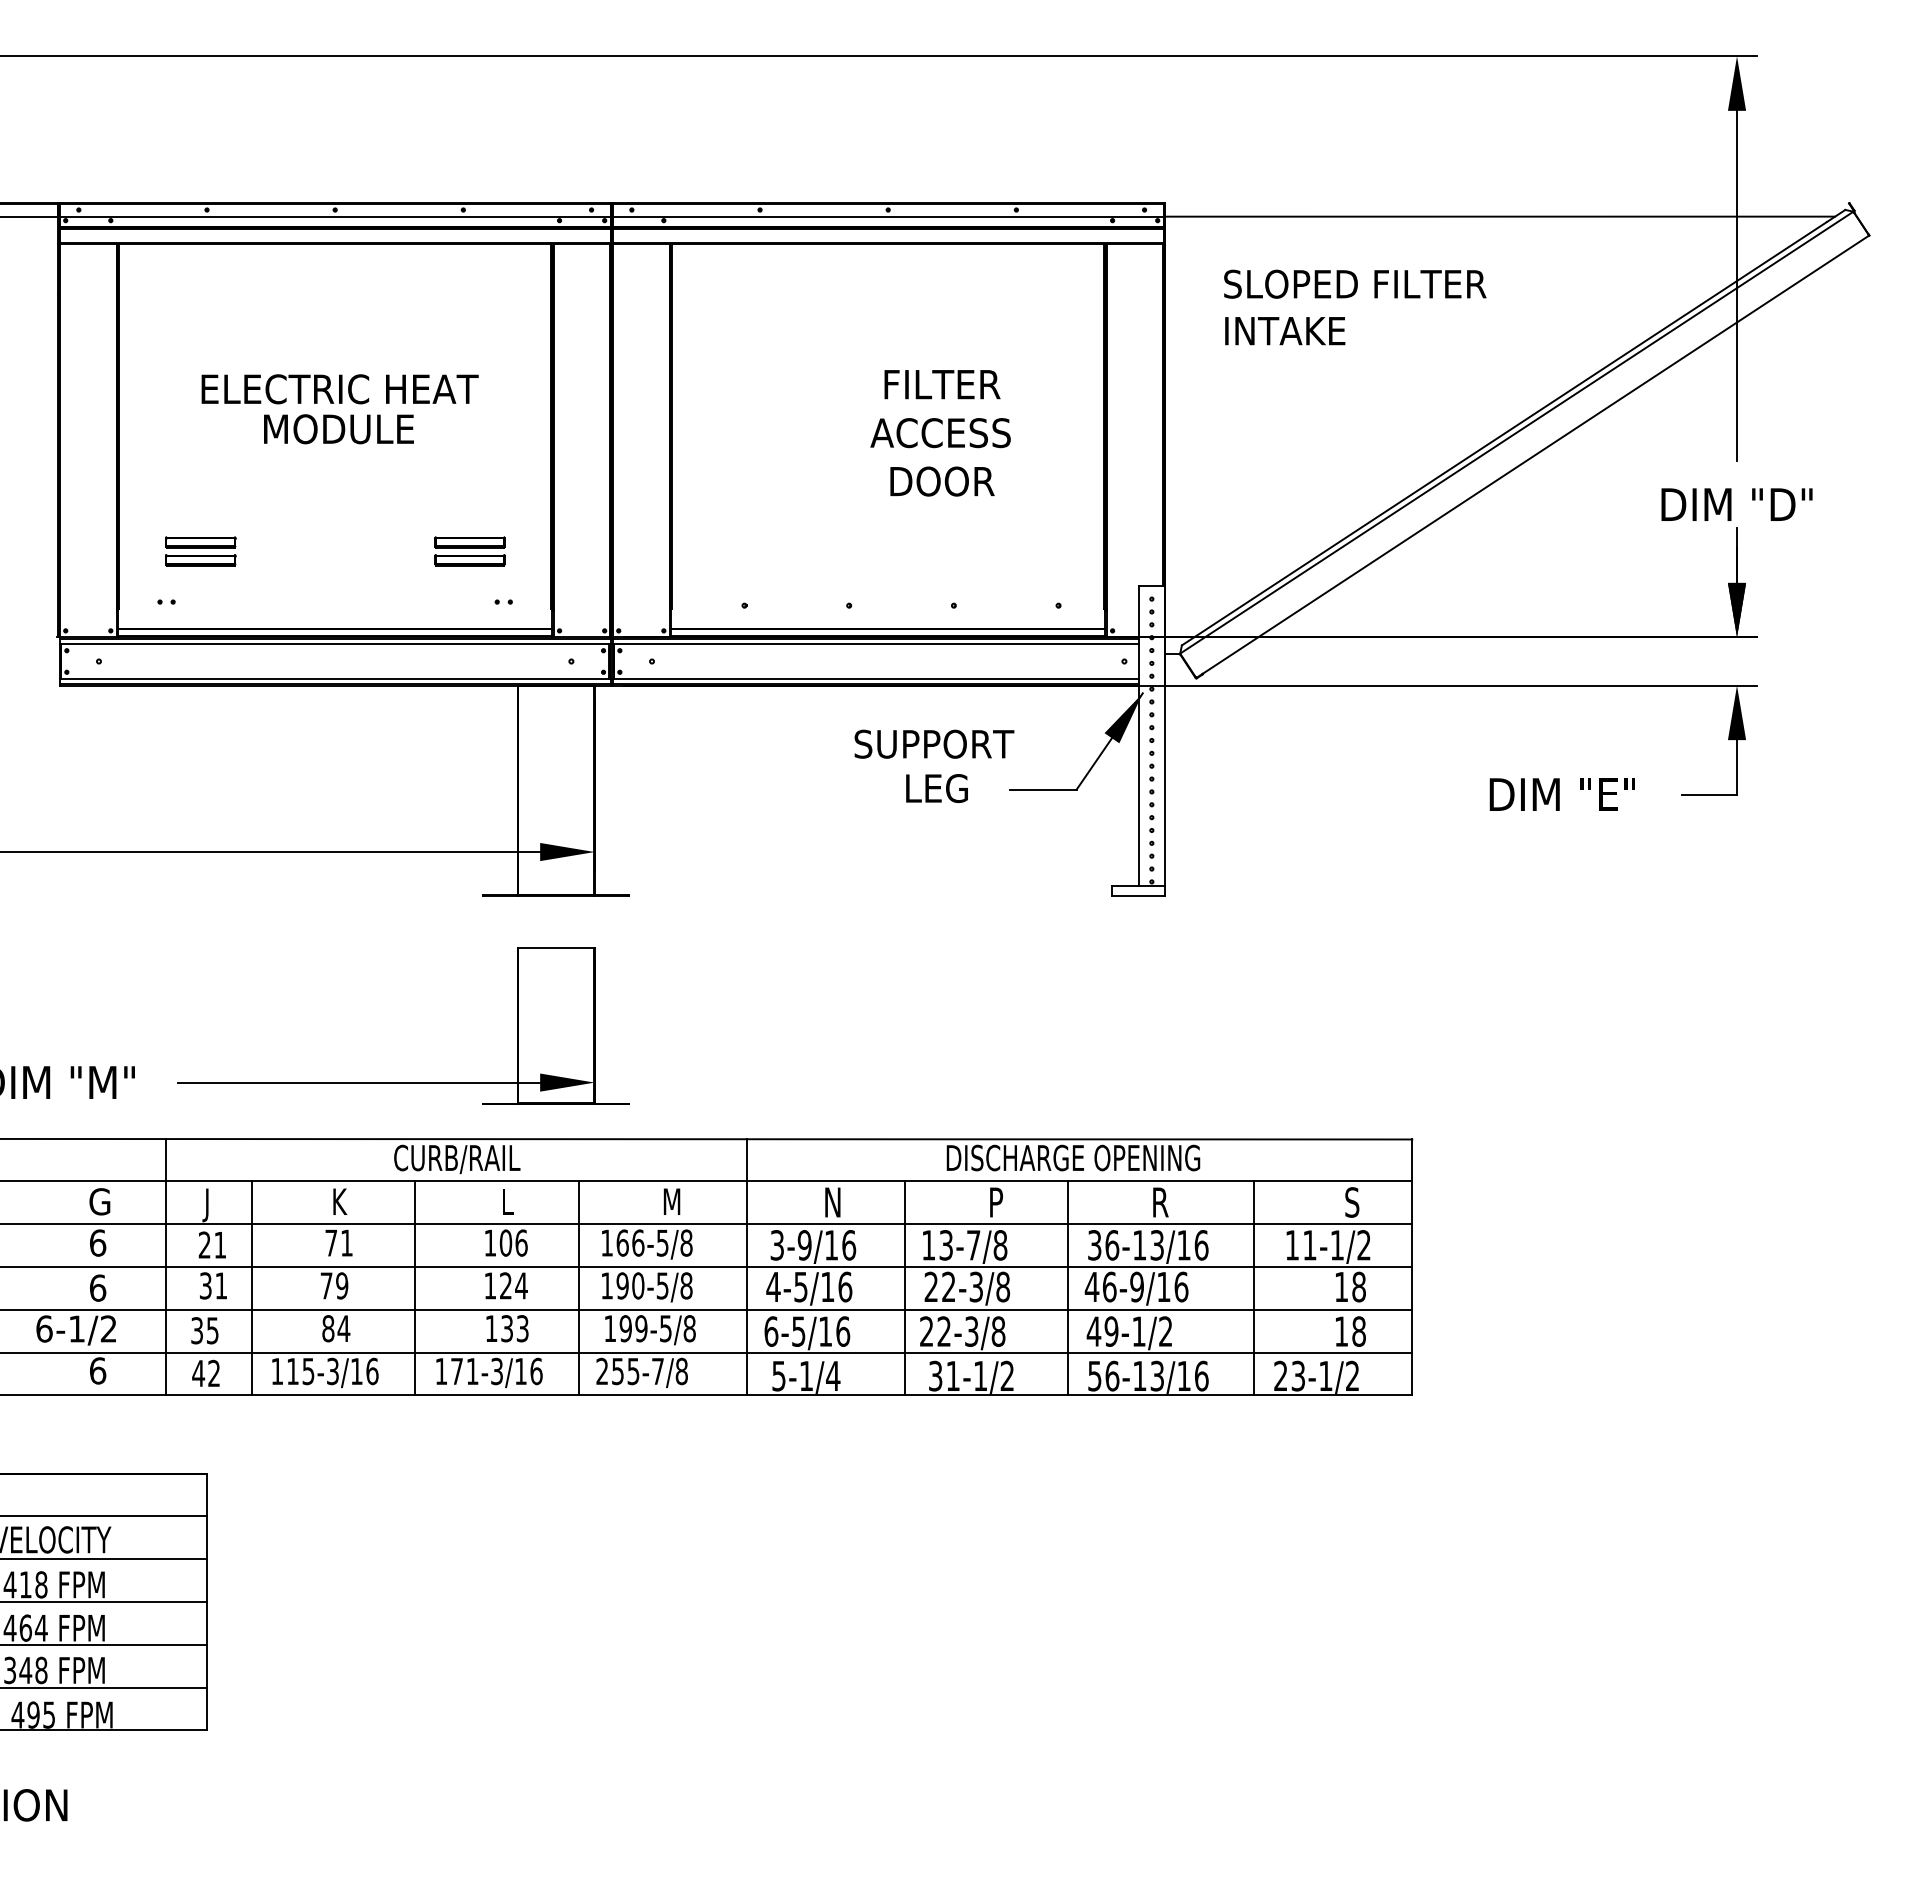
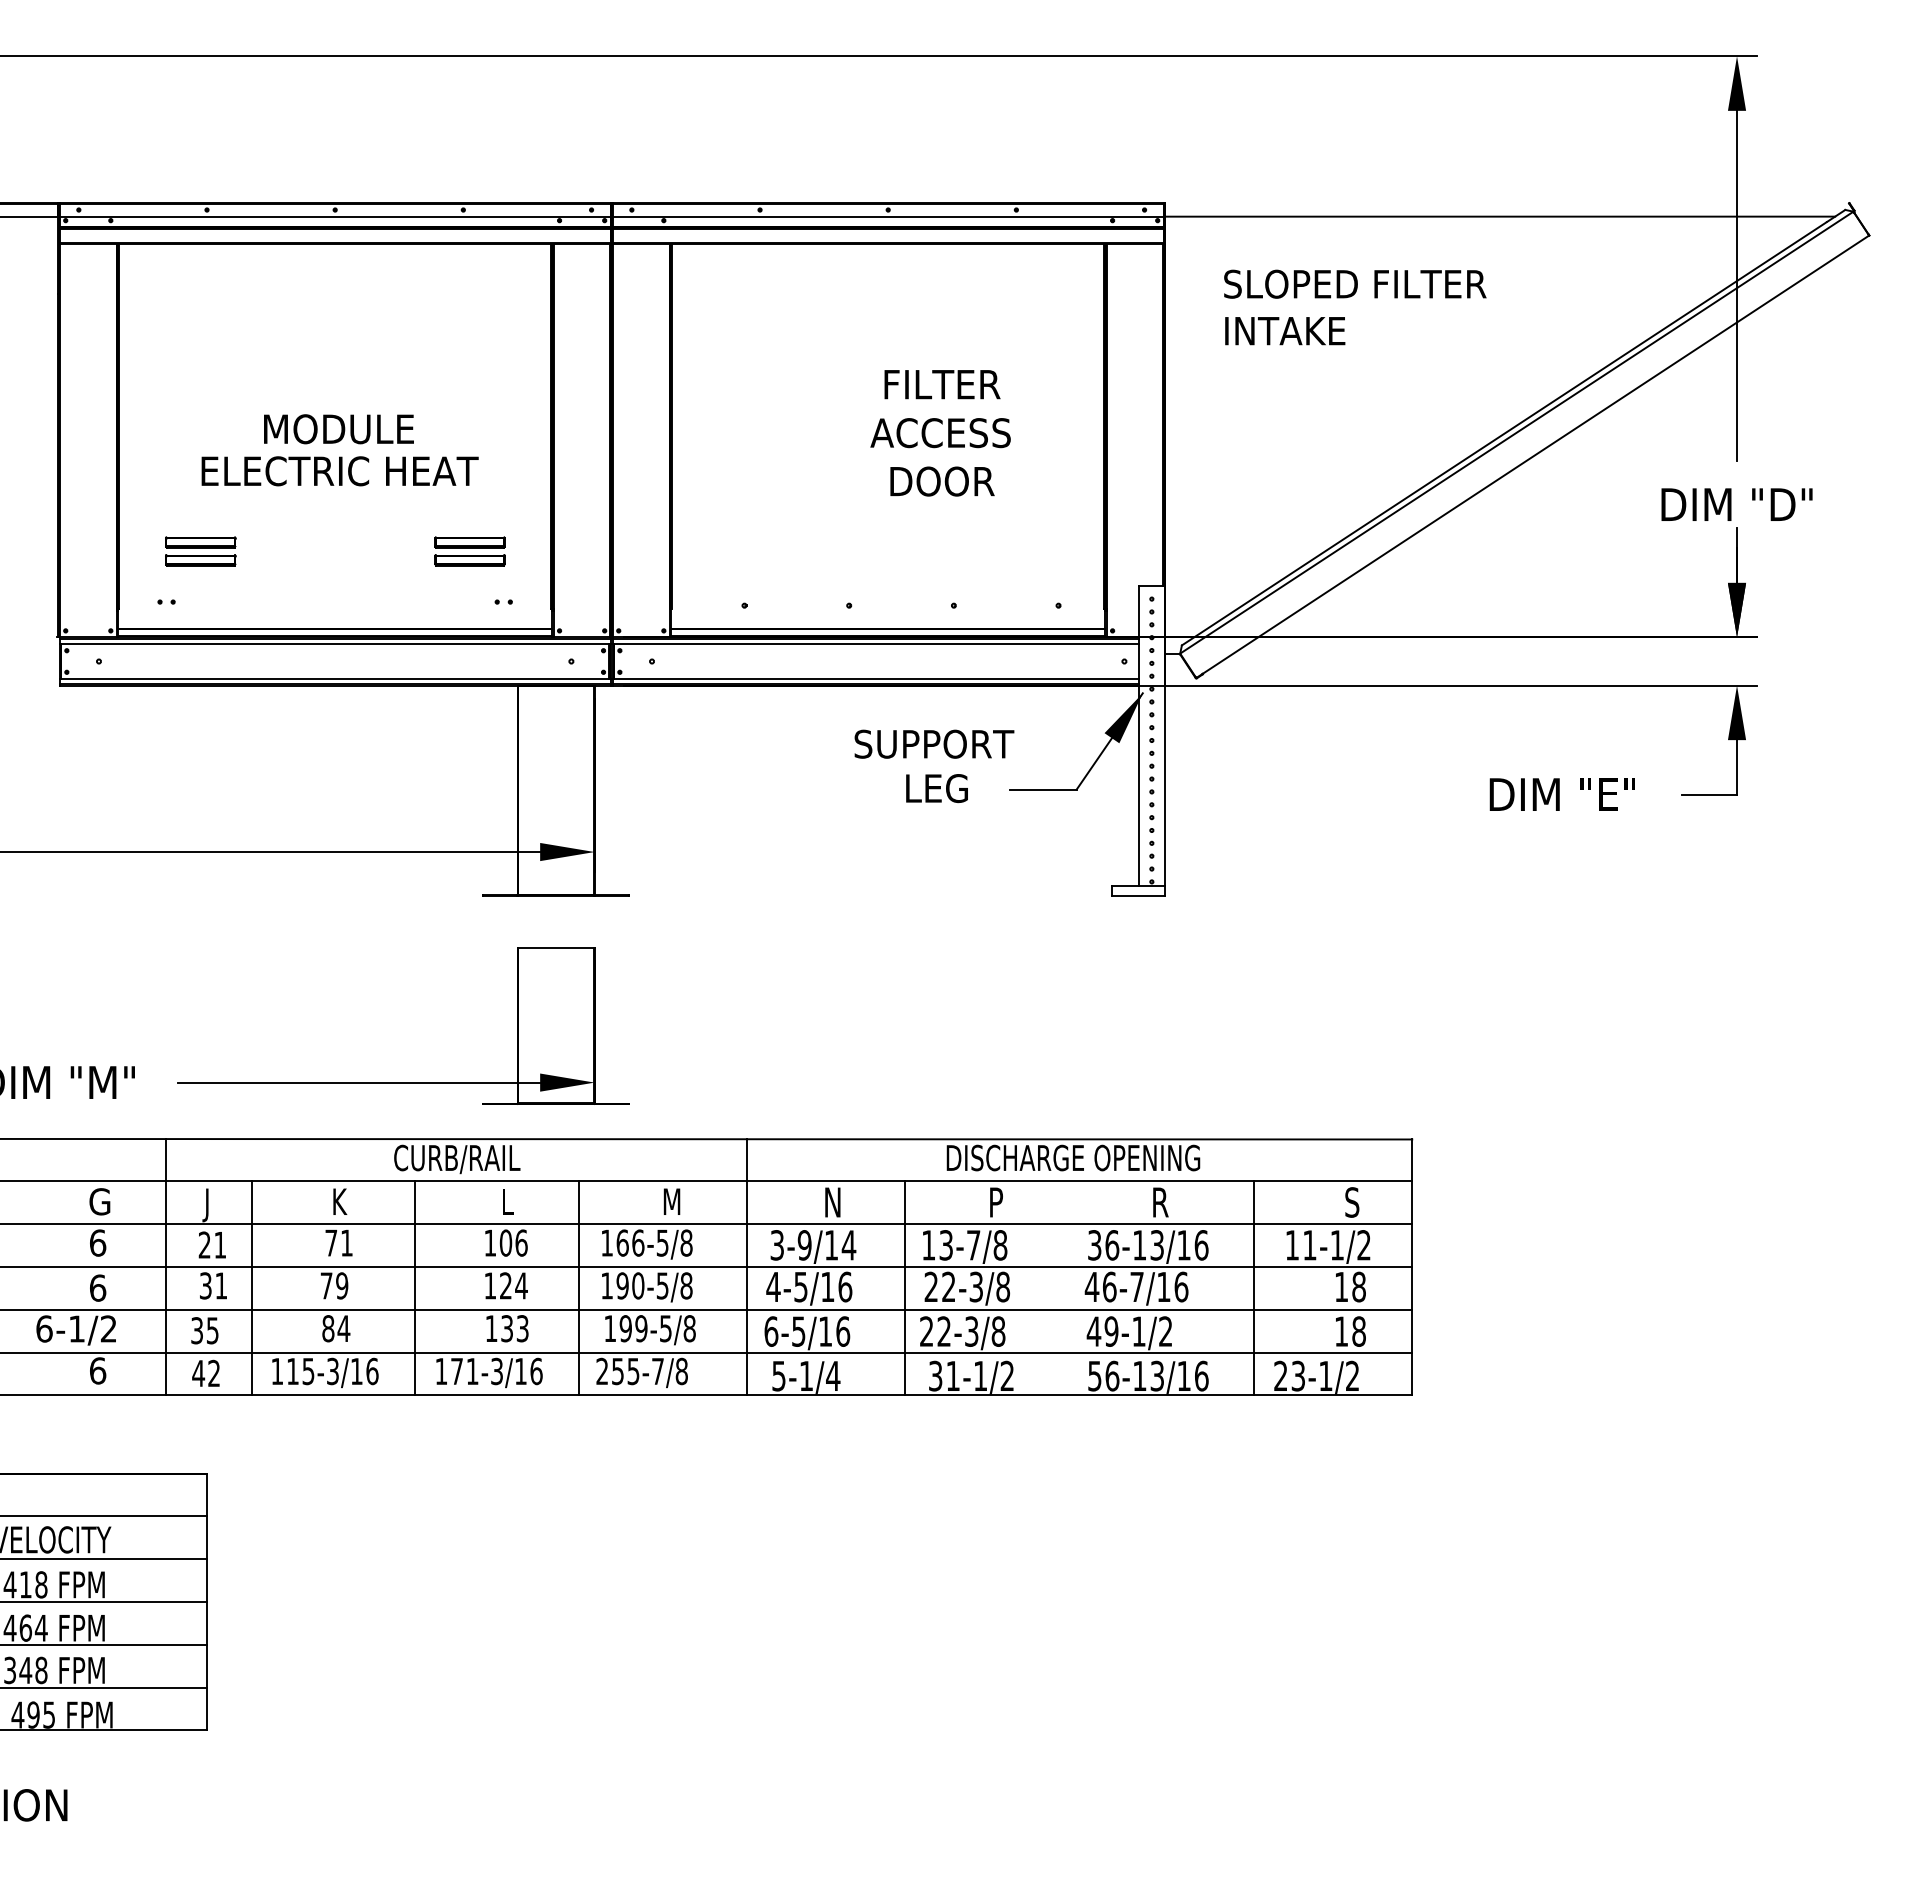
text position: (339, 389) -> (339, 471) (339, 471)
text: 3-9/16 -> 3-9/14 (848, 1245)
text: 46-9/16 -> 46-7/16 (1136, 1286)
line: present -> none (1068, 1288)
